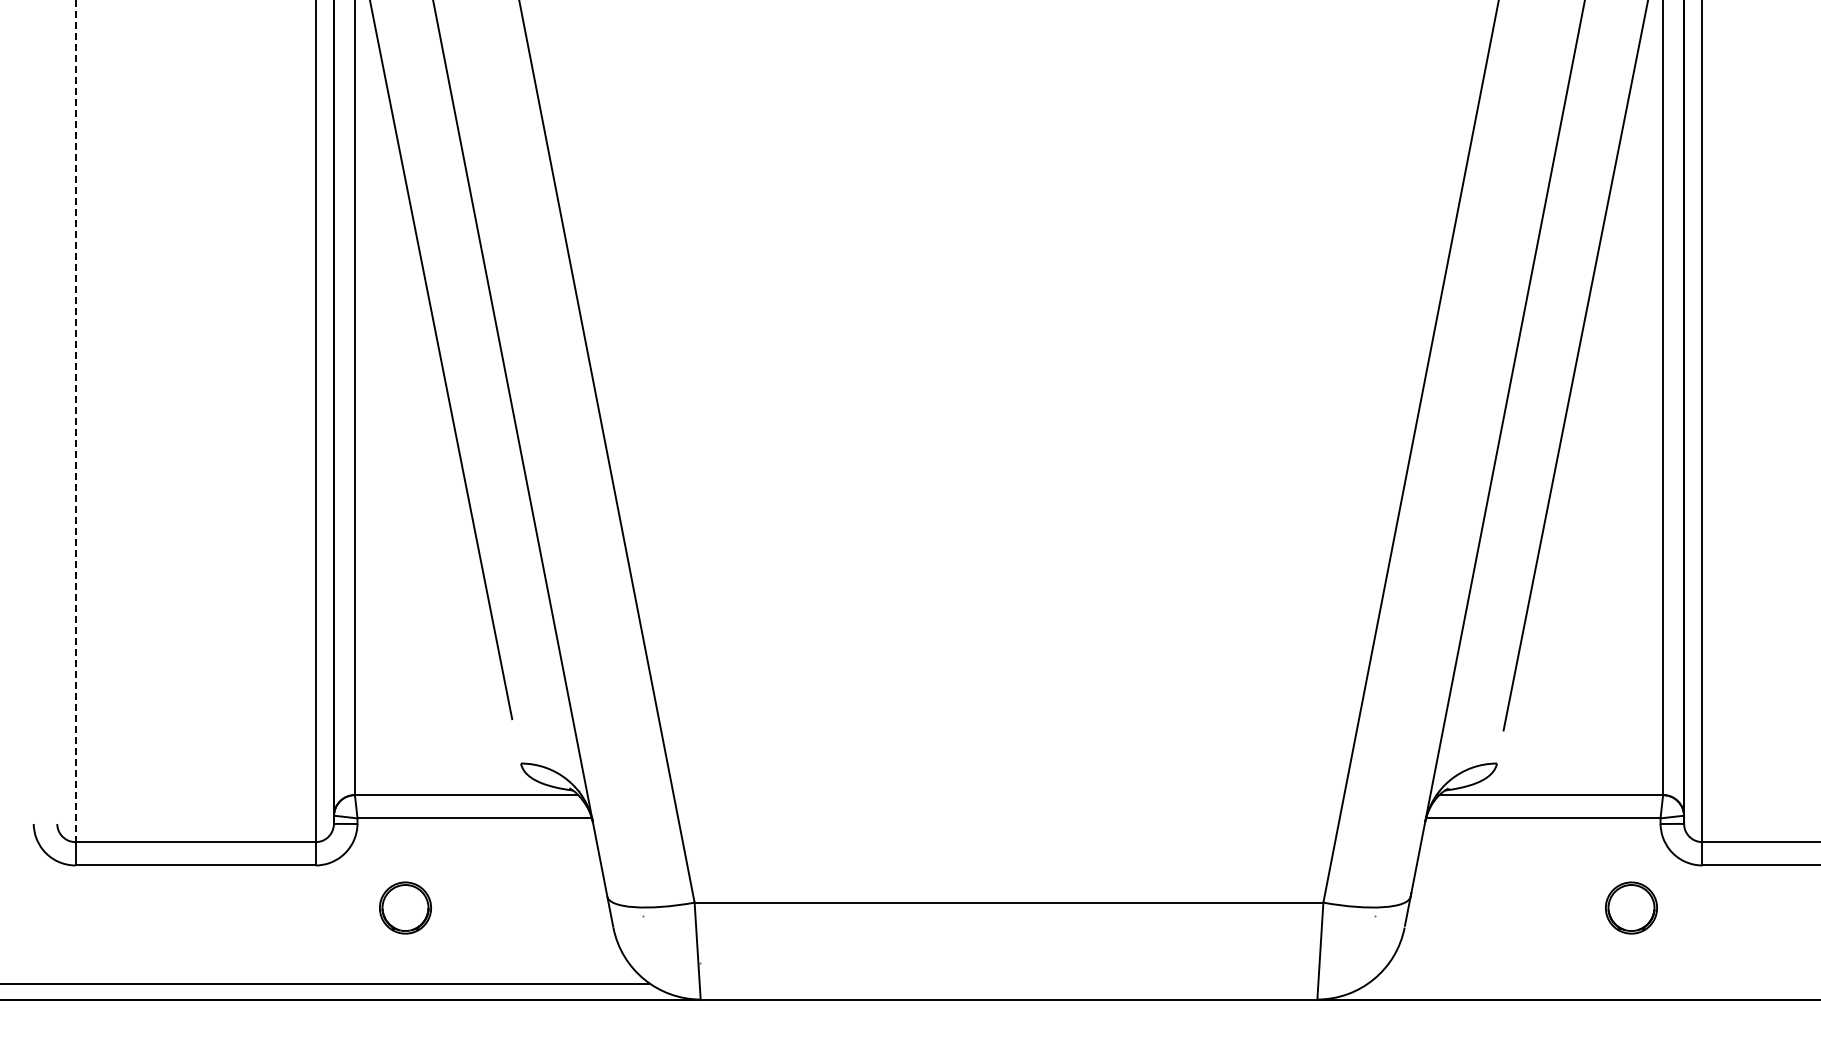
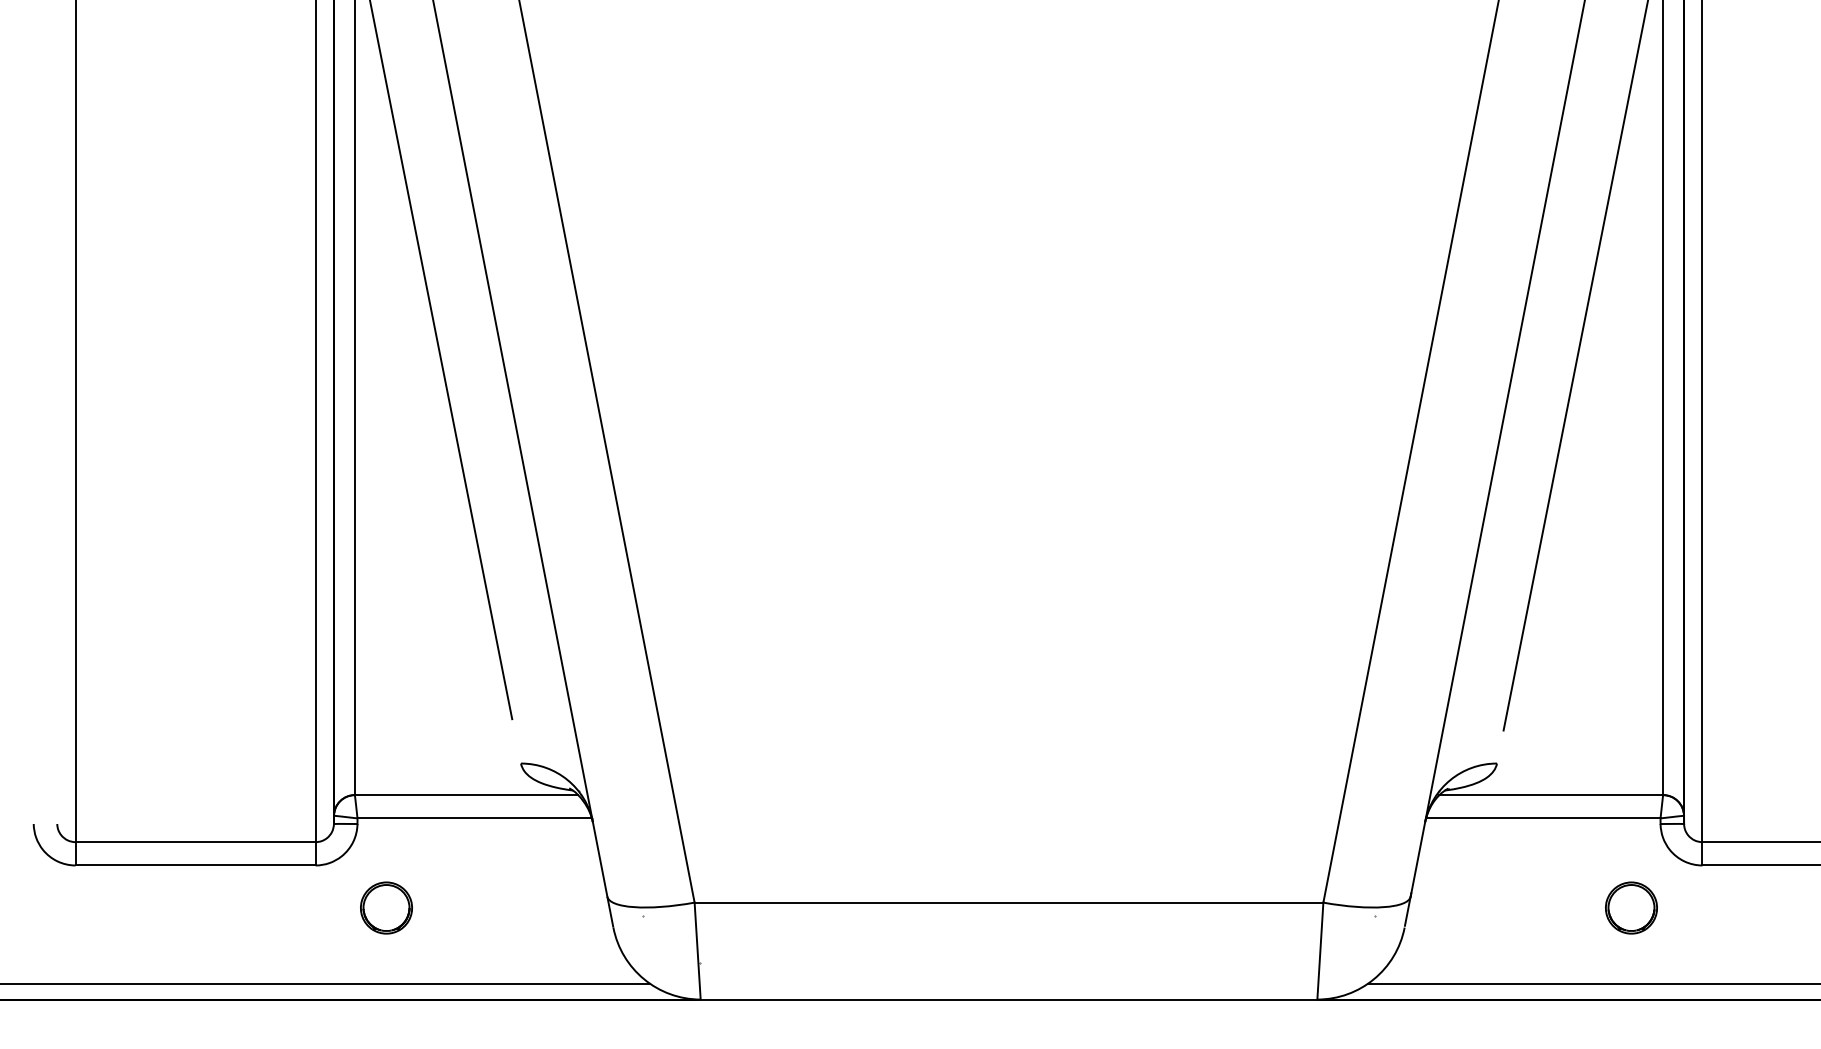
line: dashed -> solid (75, 421)
part position: (405, 907) -> (386, 907) (386, 907)
line: none -> present (1592, 983)
